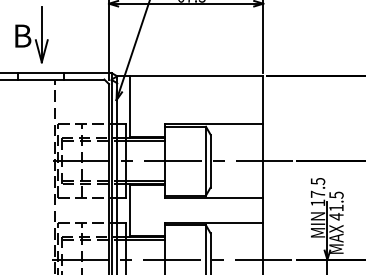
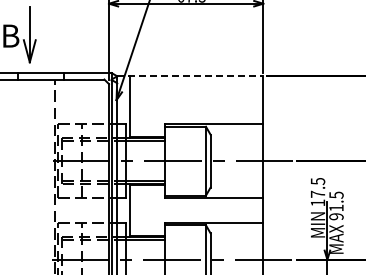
part position: (31, 34) -> (19, 34) (19, 34)
line: solid -> dashed (190, 76)
text: 41.5 -> 91.5 (336, 216)
